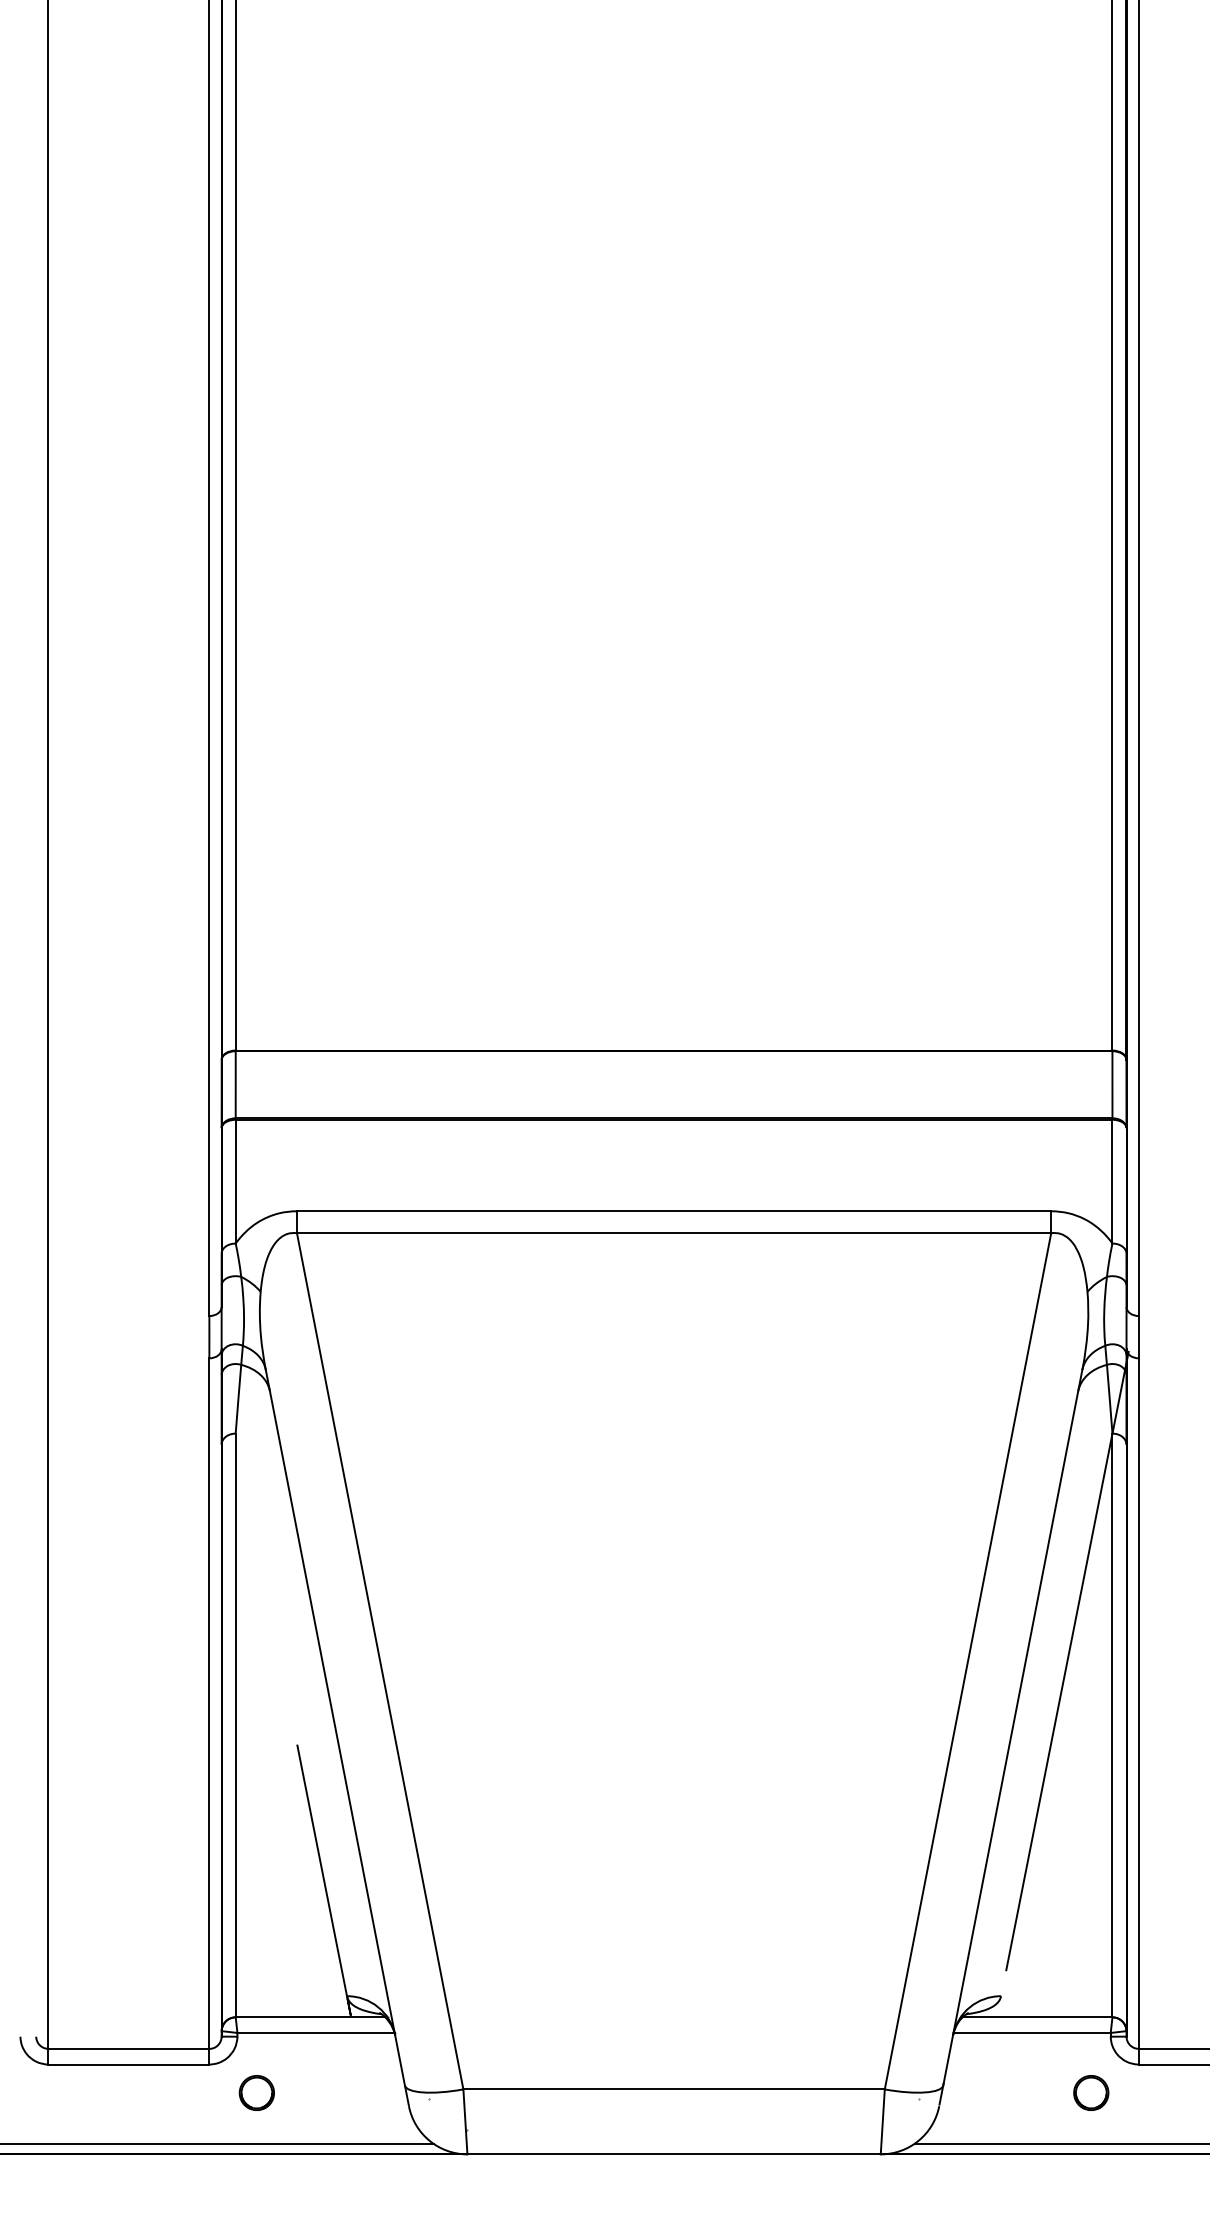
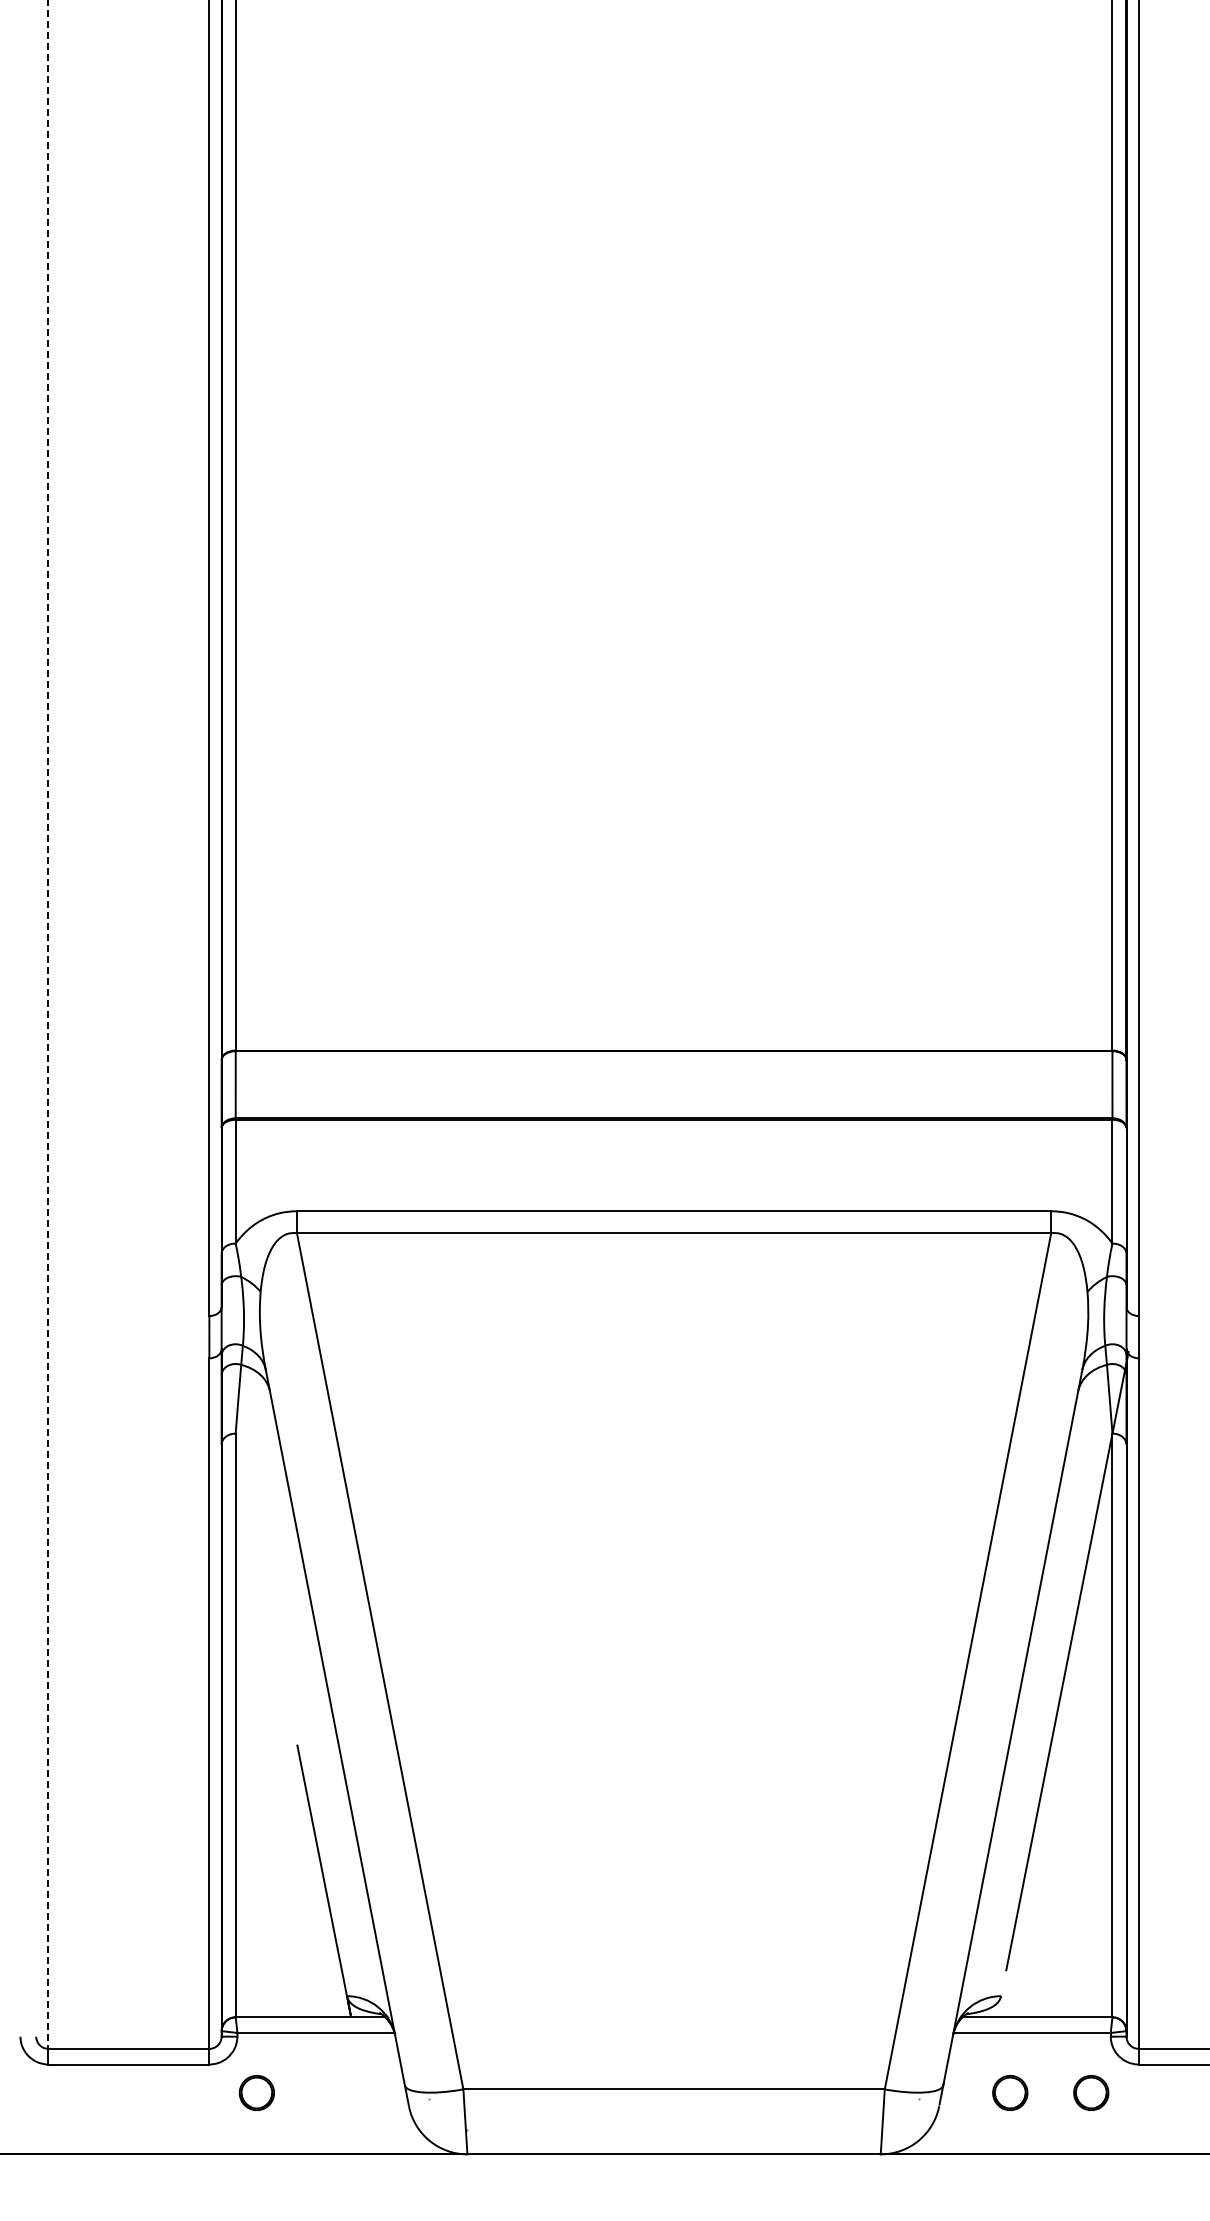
line: solid -> dashed (48, 1024)
part: none -> present (1010, 2092)
line: present -> none (217, 2143)
line: present -> none (1060, 2143)
